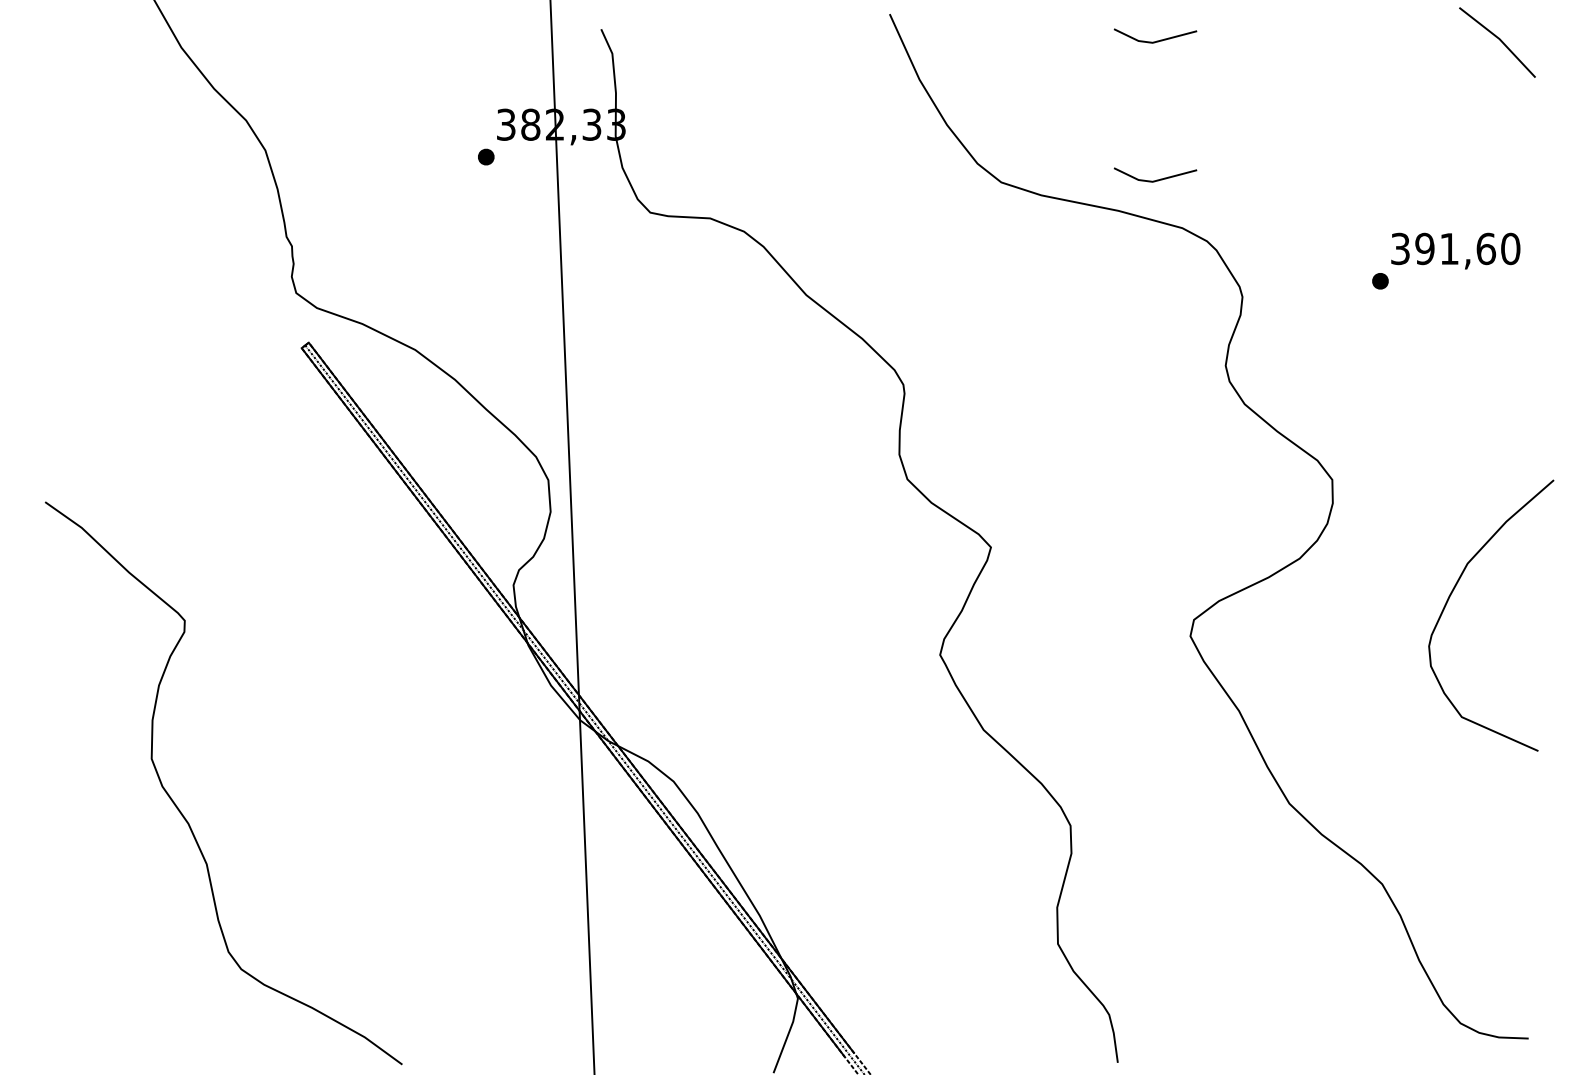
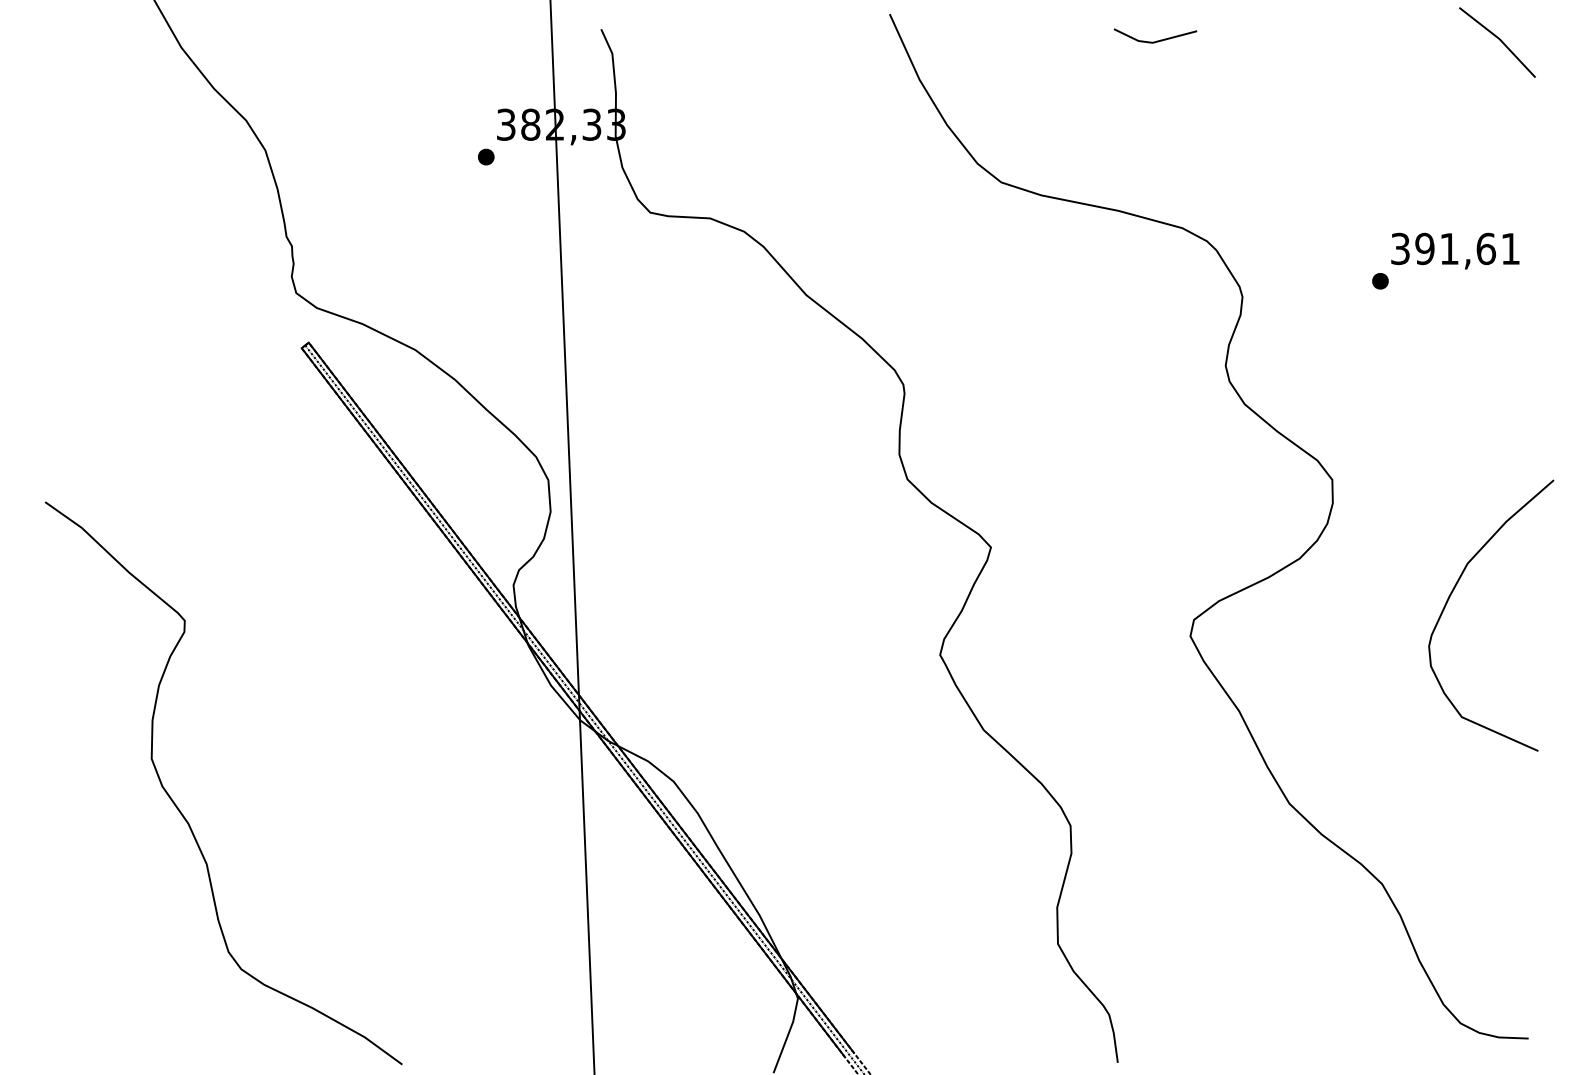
line: present -> none (1156, 179)
text: 391,60 -> 391,61 (1510, 248)
